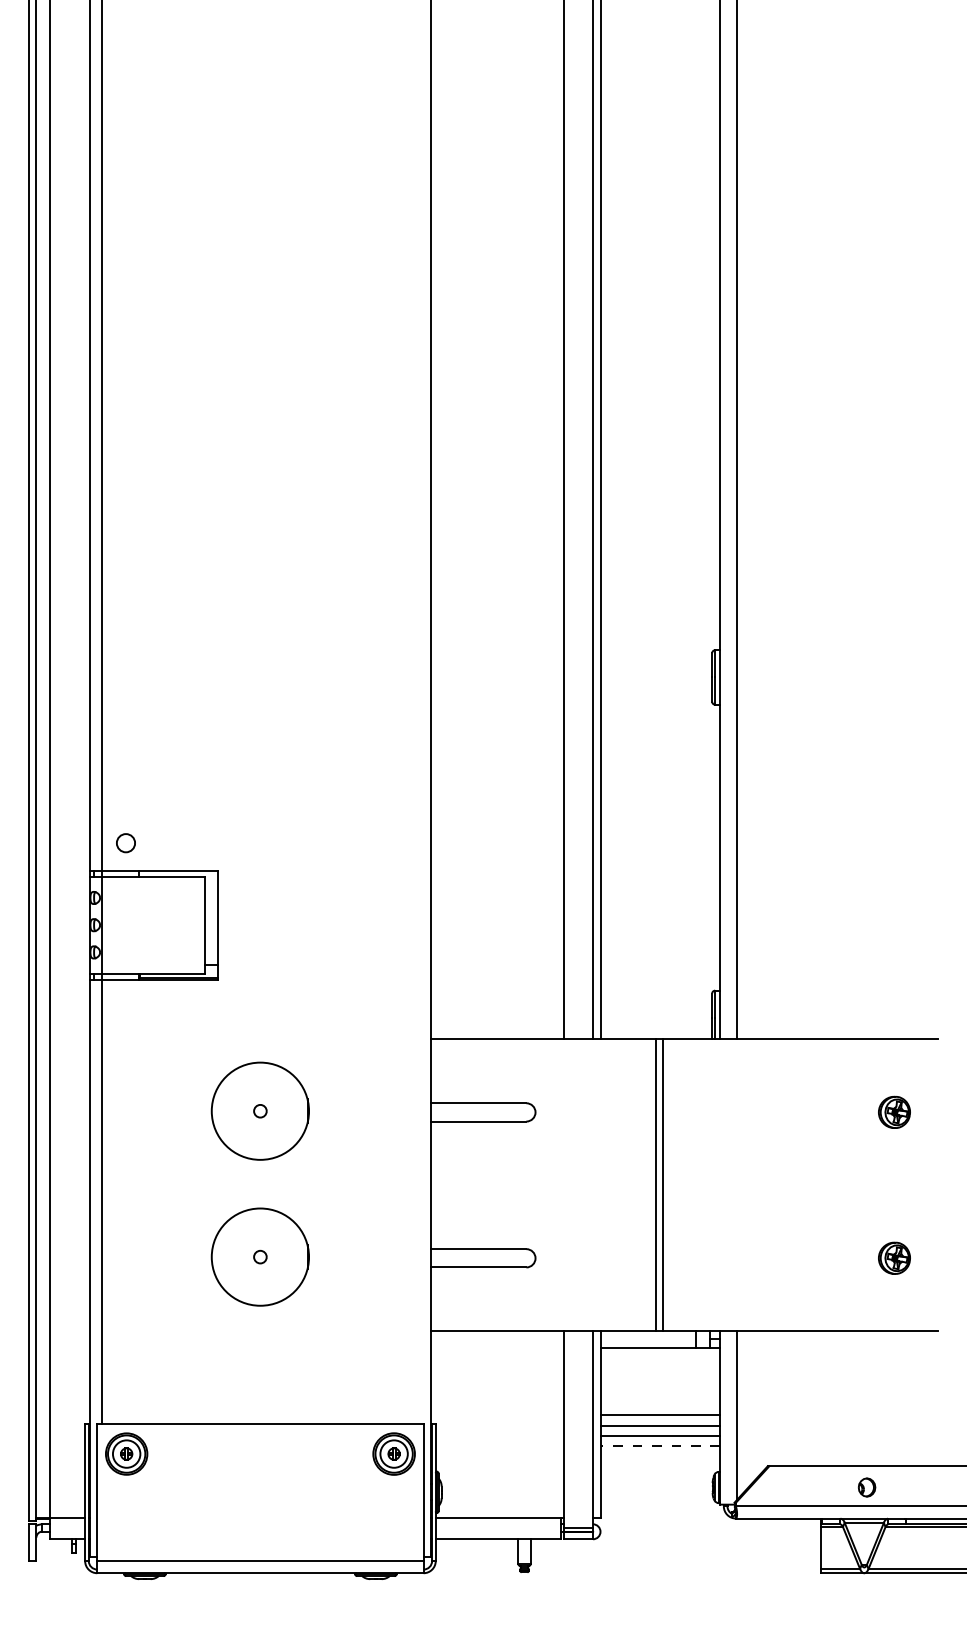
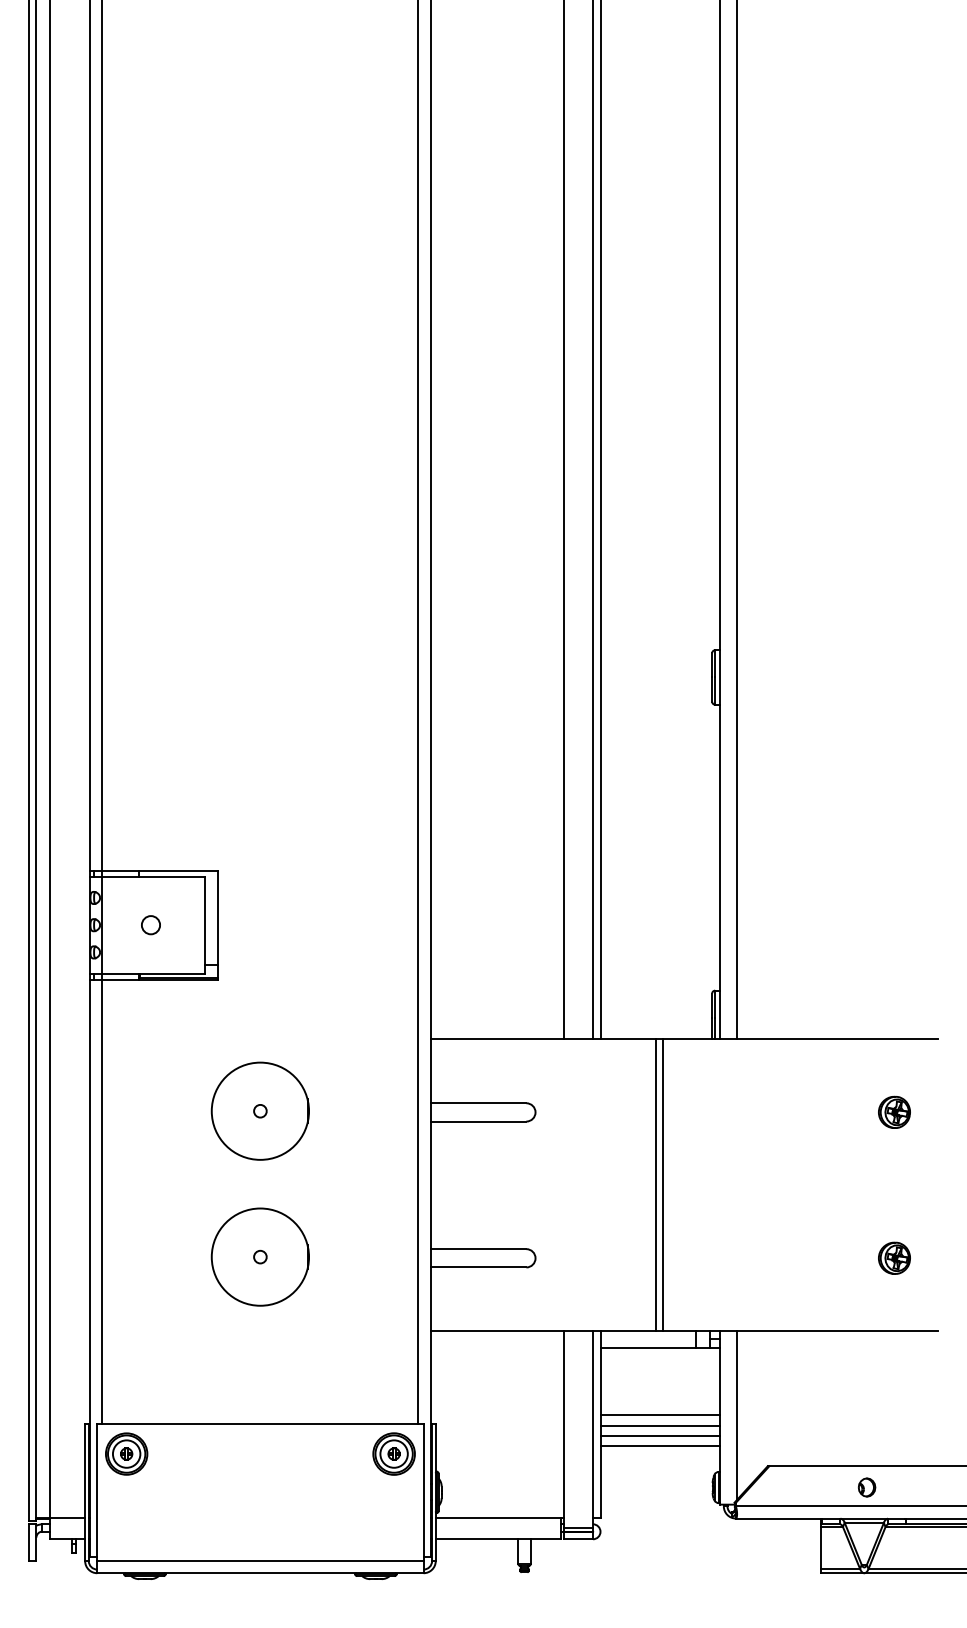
line: none -> present (418, 712)
circle position: (125, 843) -> (150, 925) (150, 925)
line: dashed -> solid (660, 1446)
